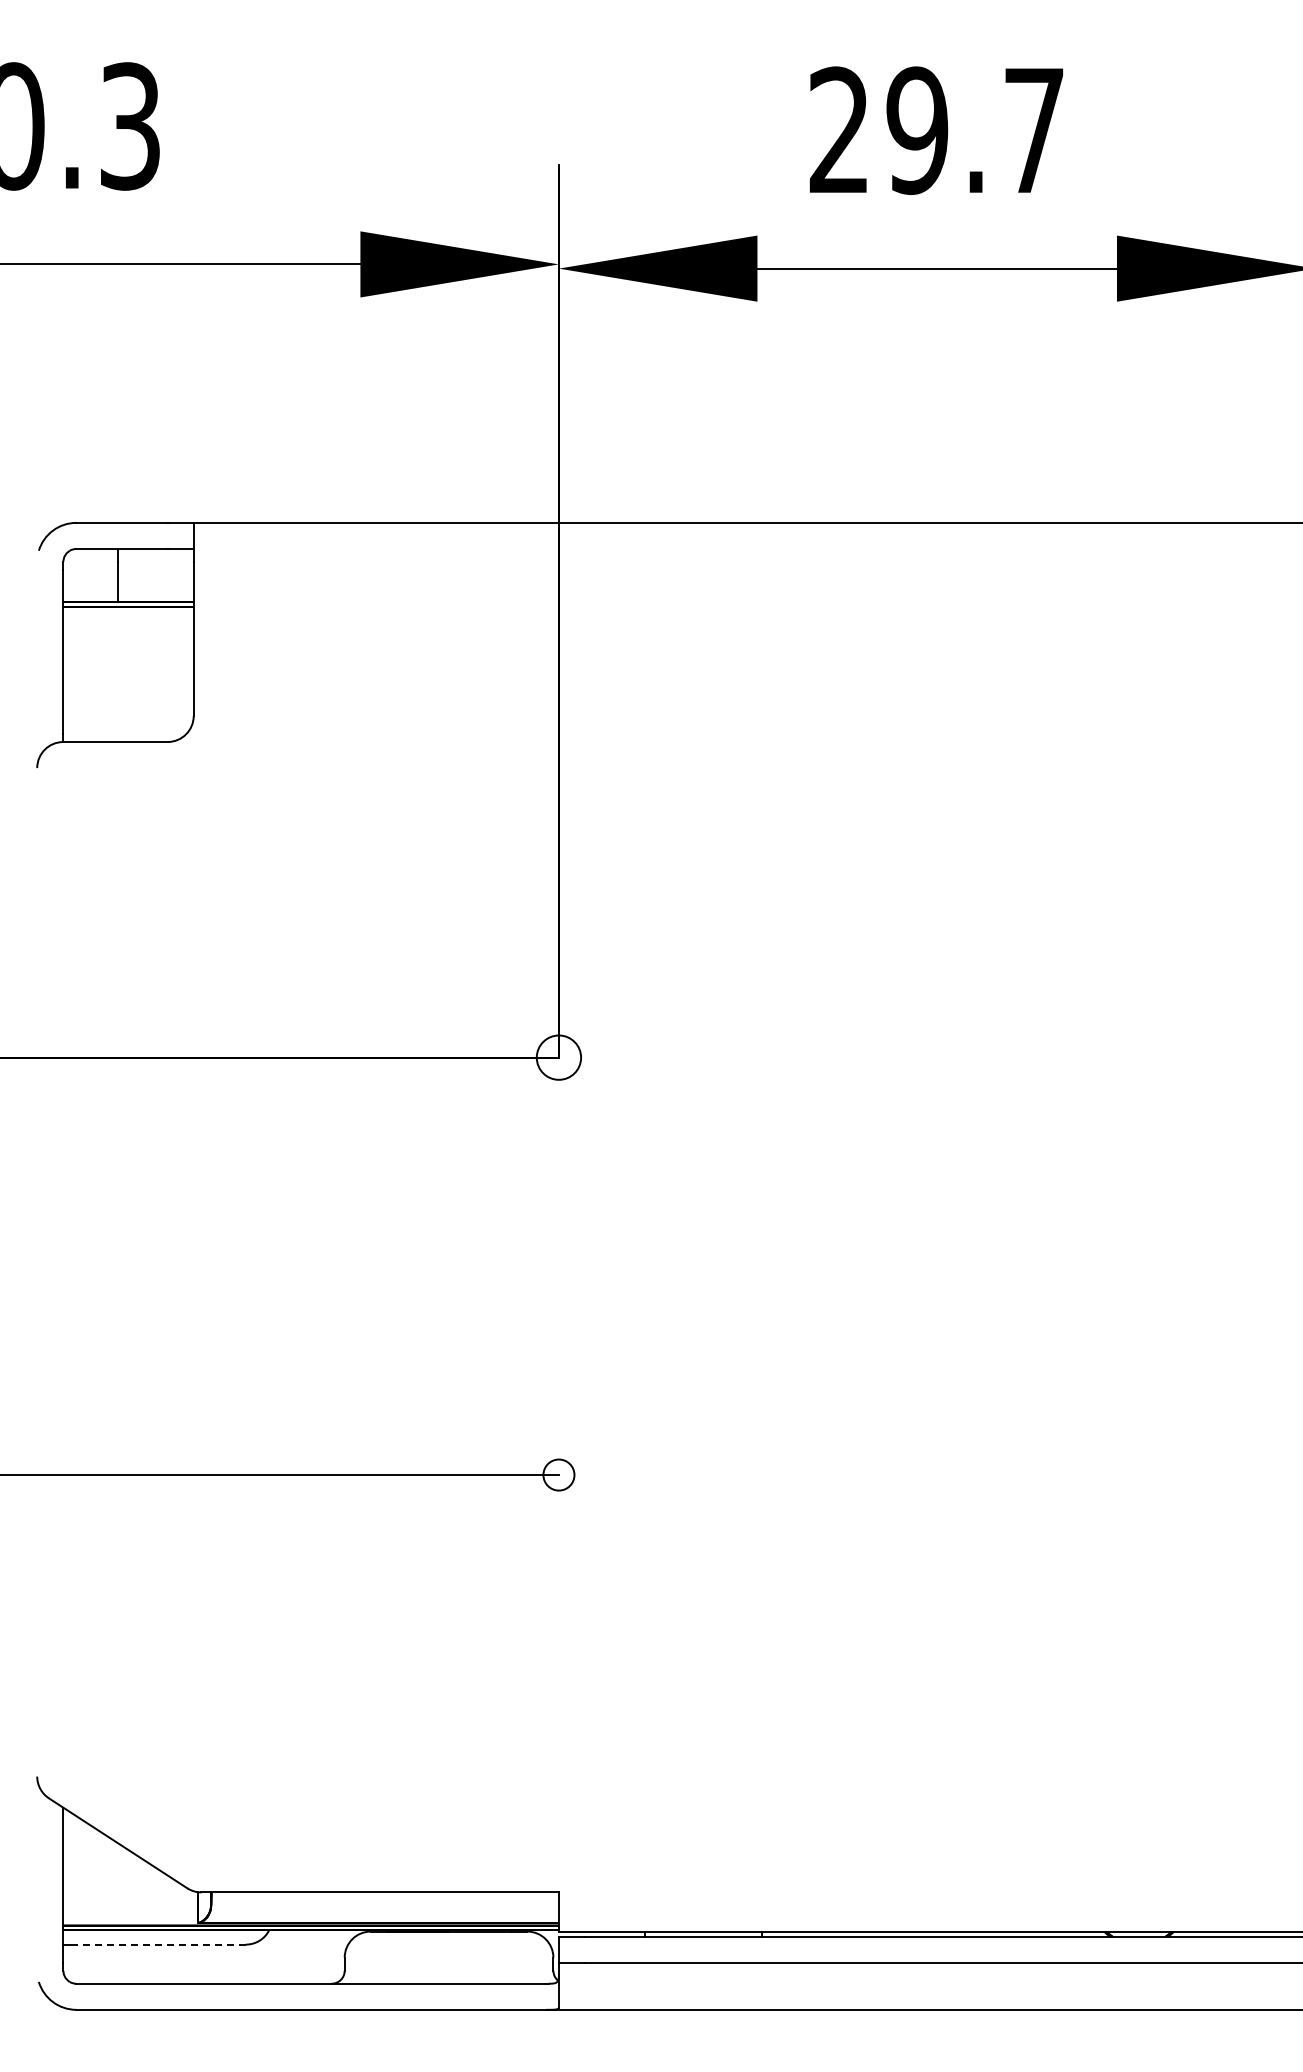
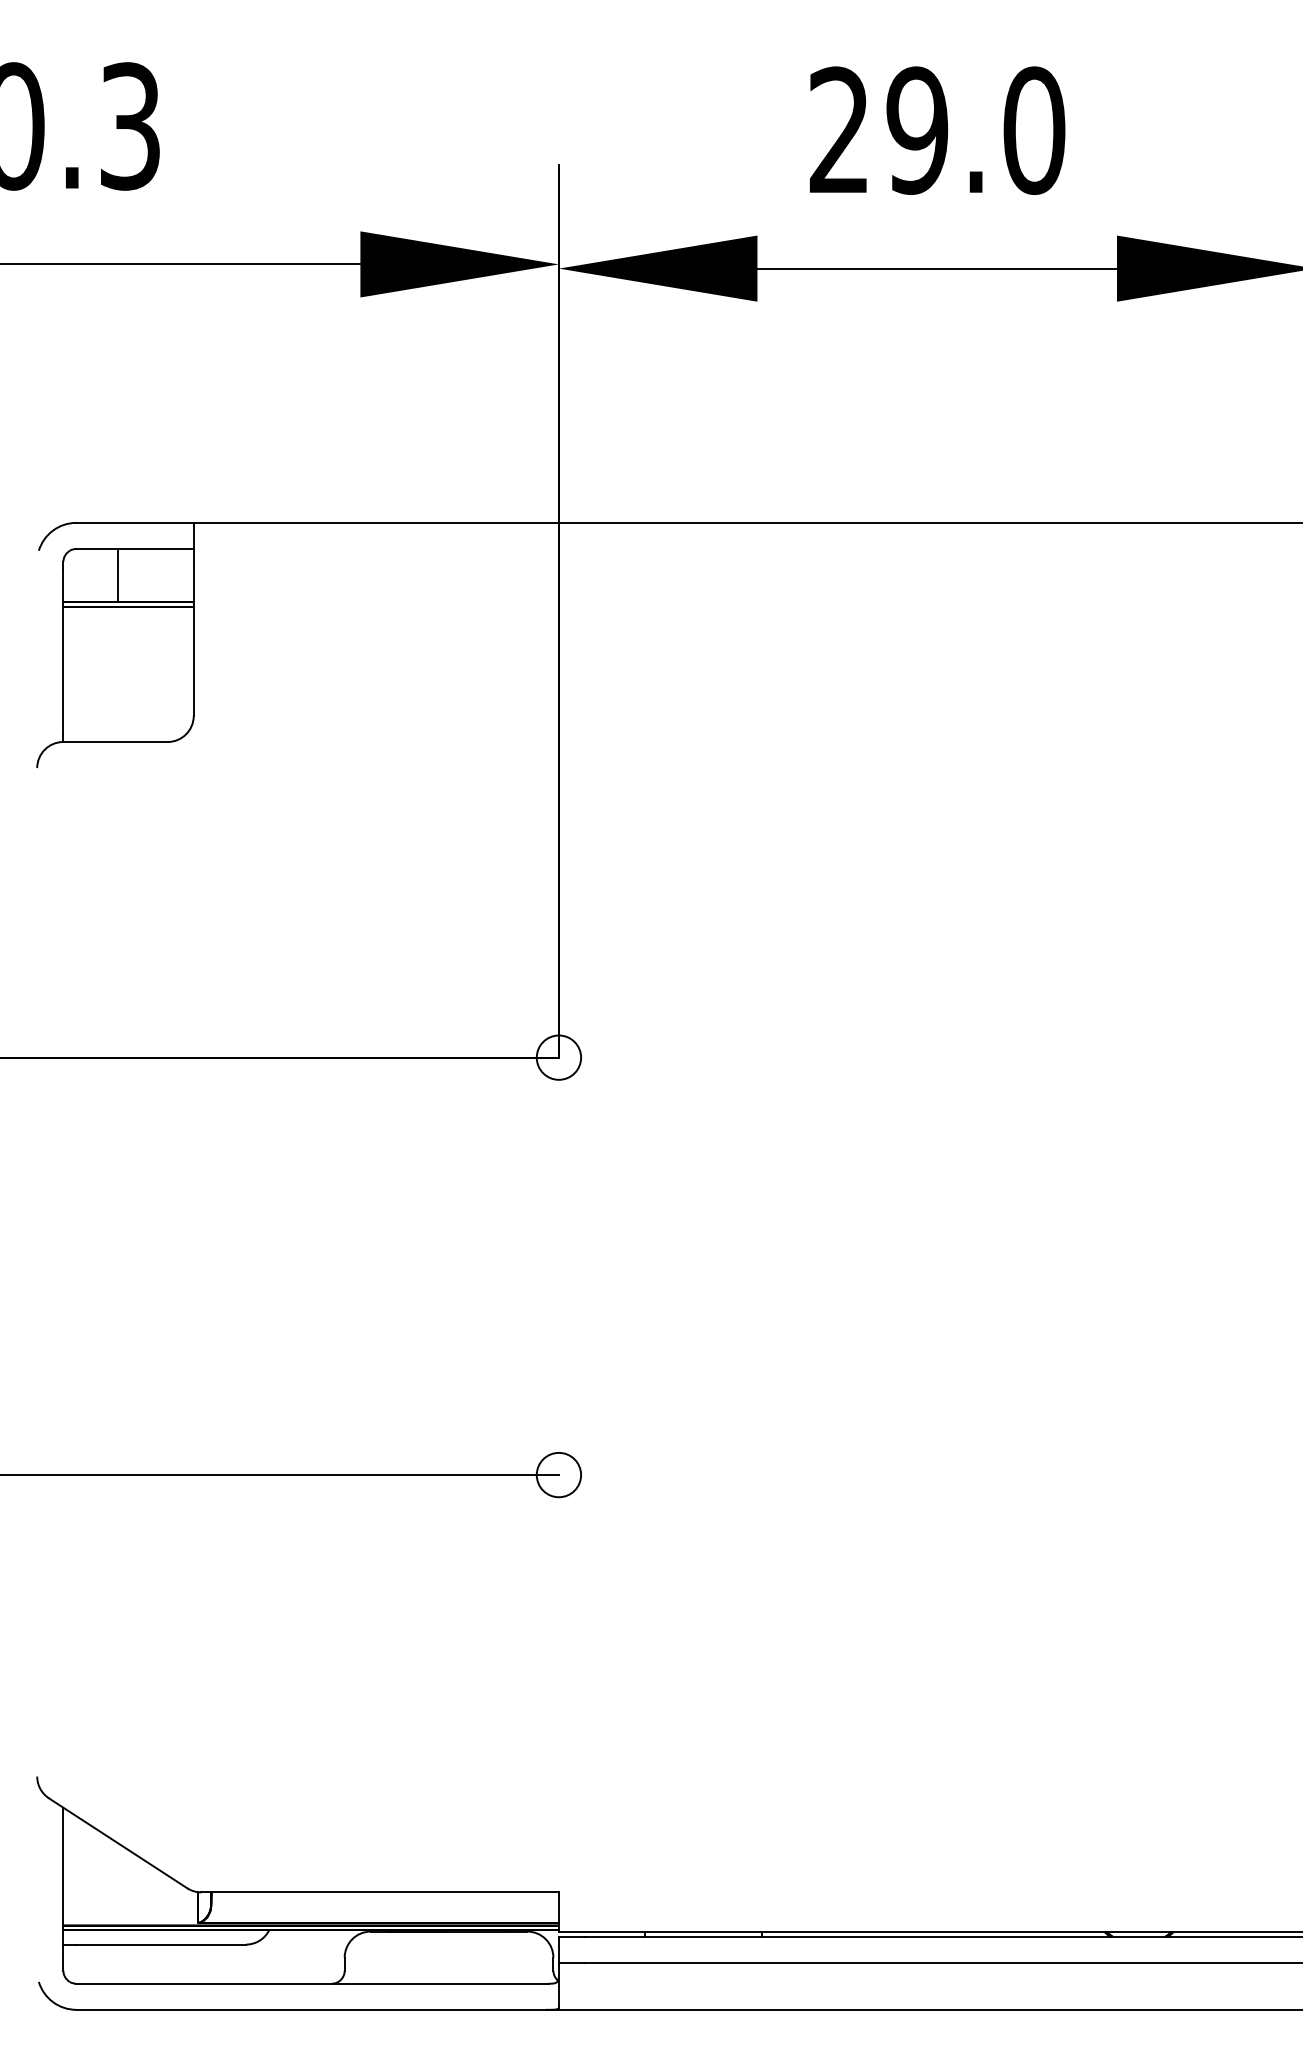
text: 29.7 -> 29.0 (1034, 130)
circle diameter: 31 px -> 44 px (558, 1474)
line: dashed -> solid (161, 1944)
